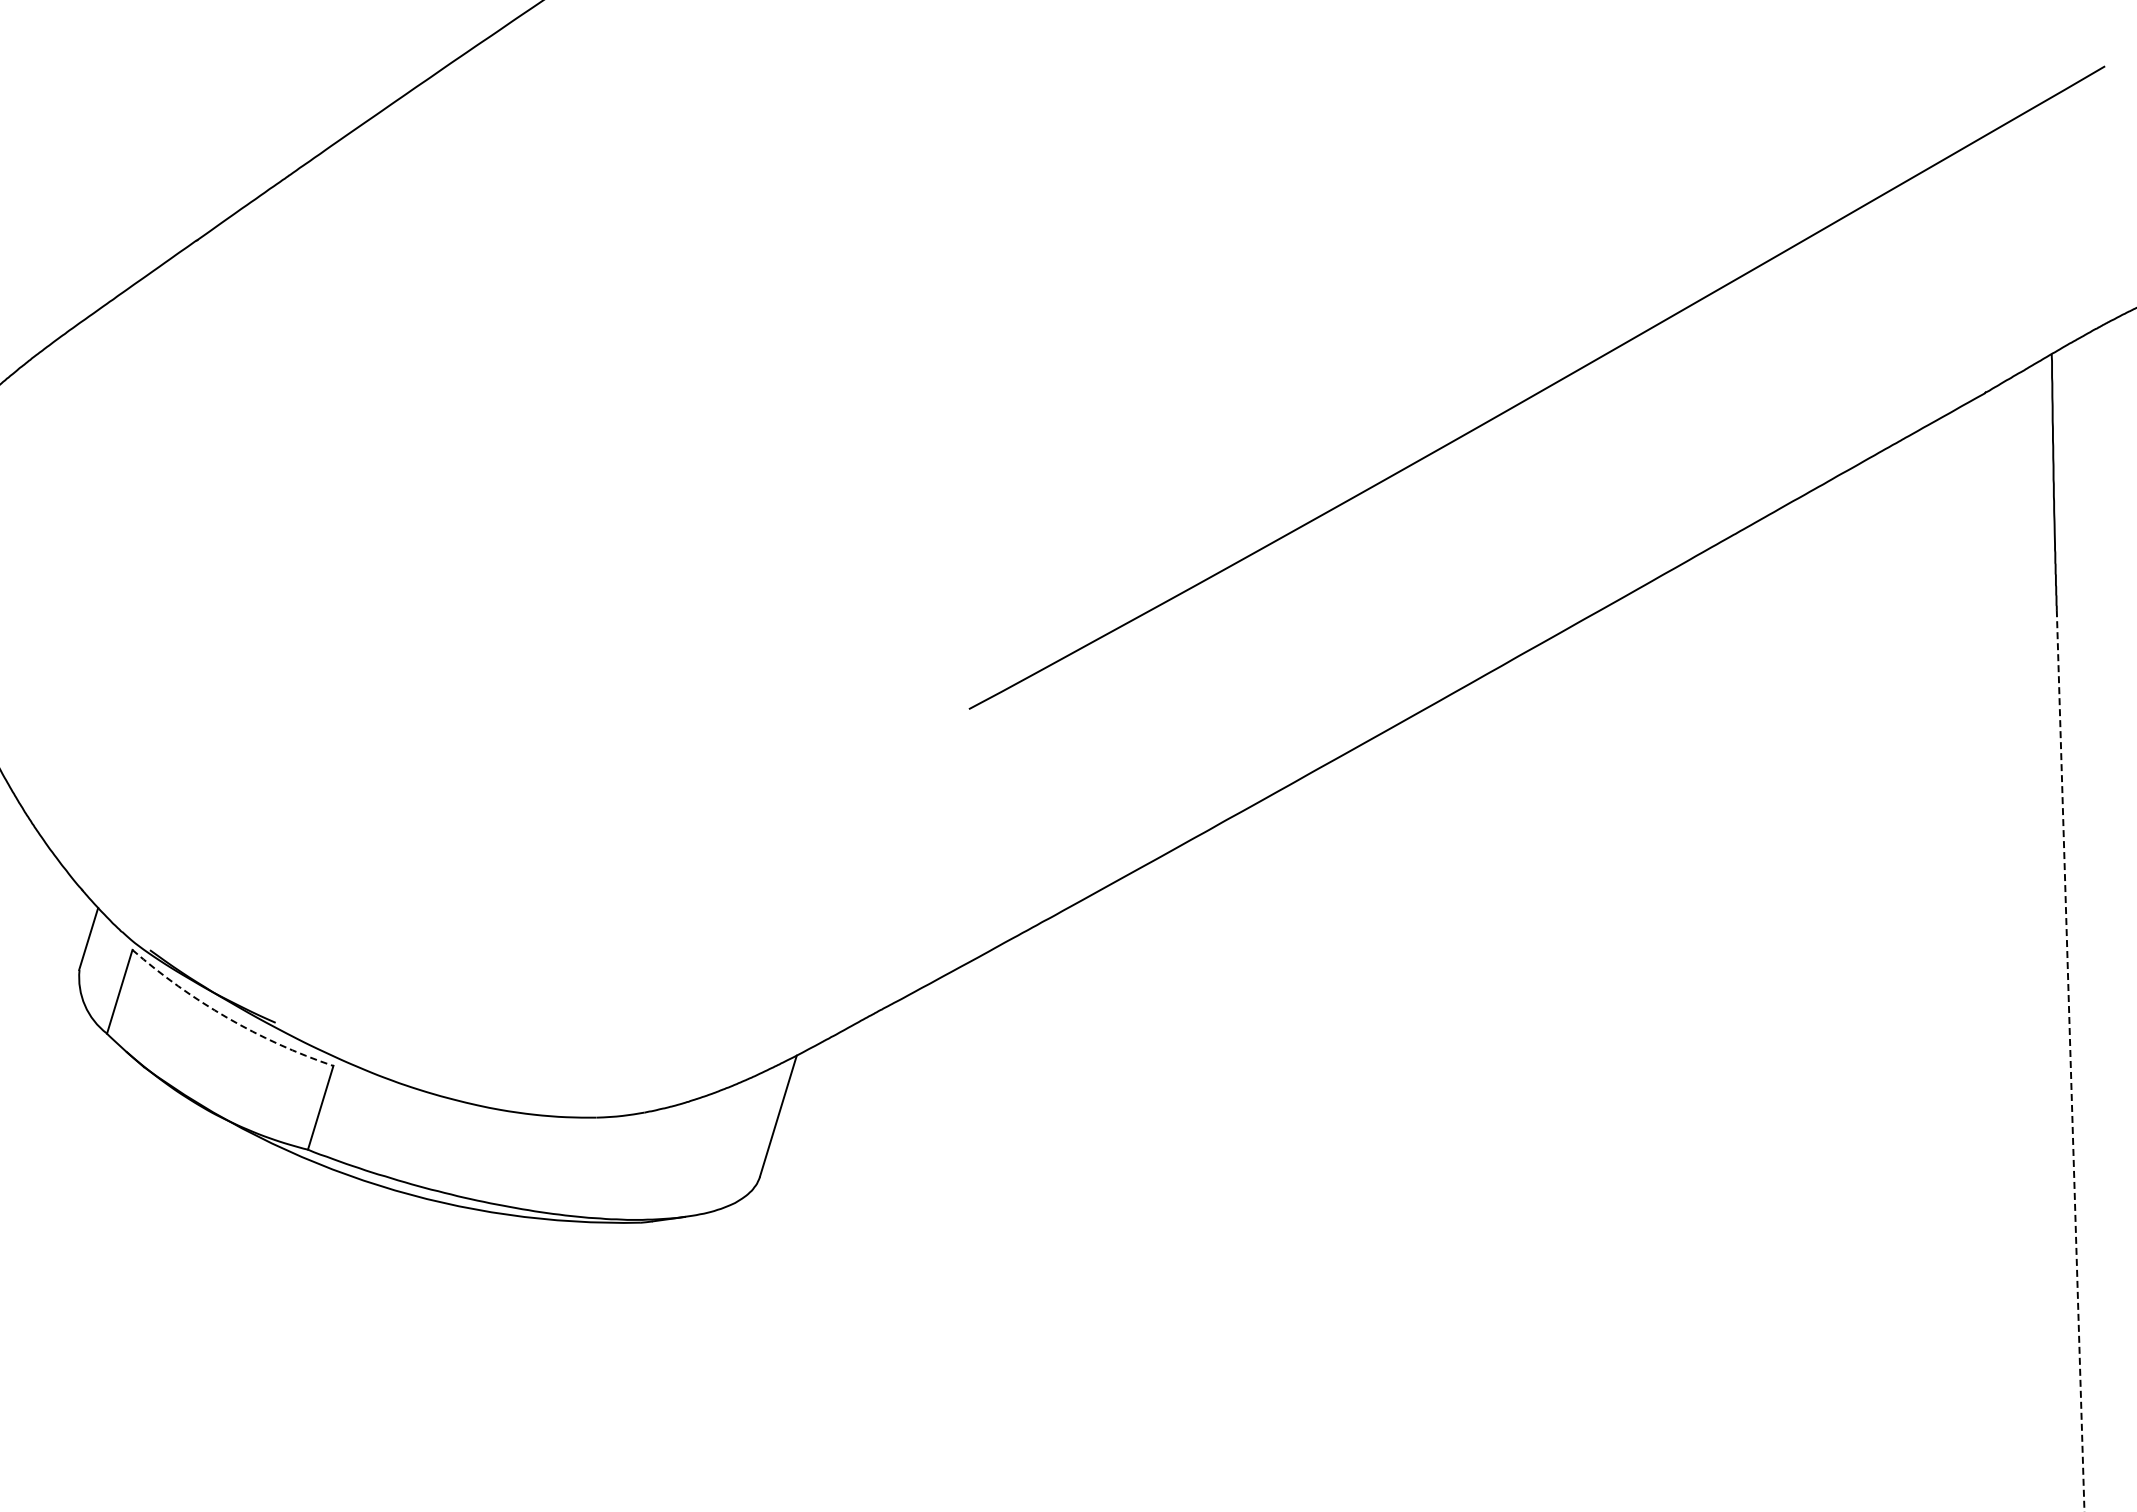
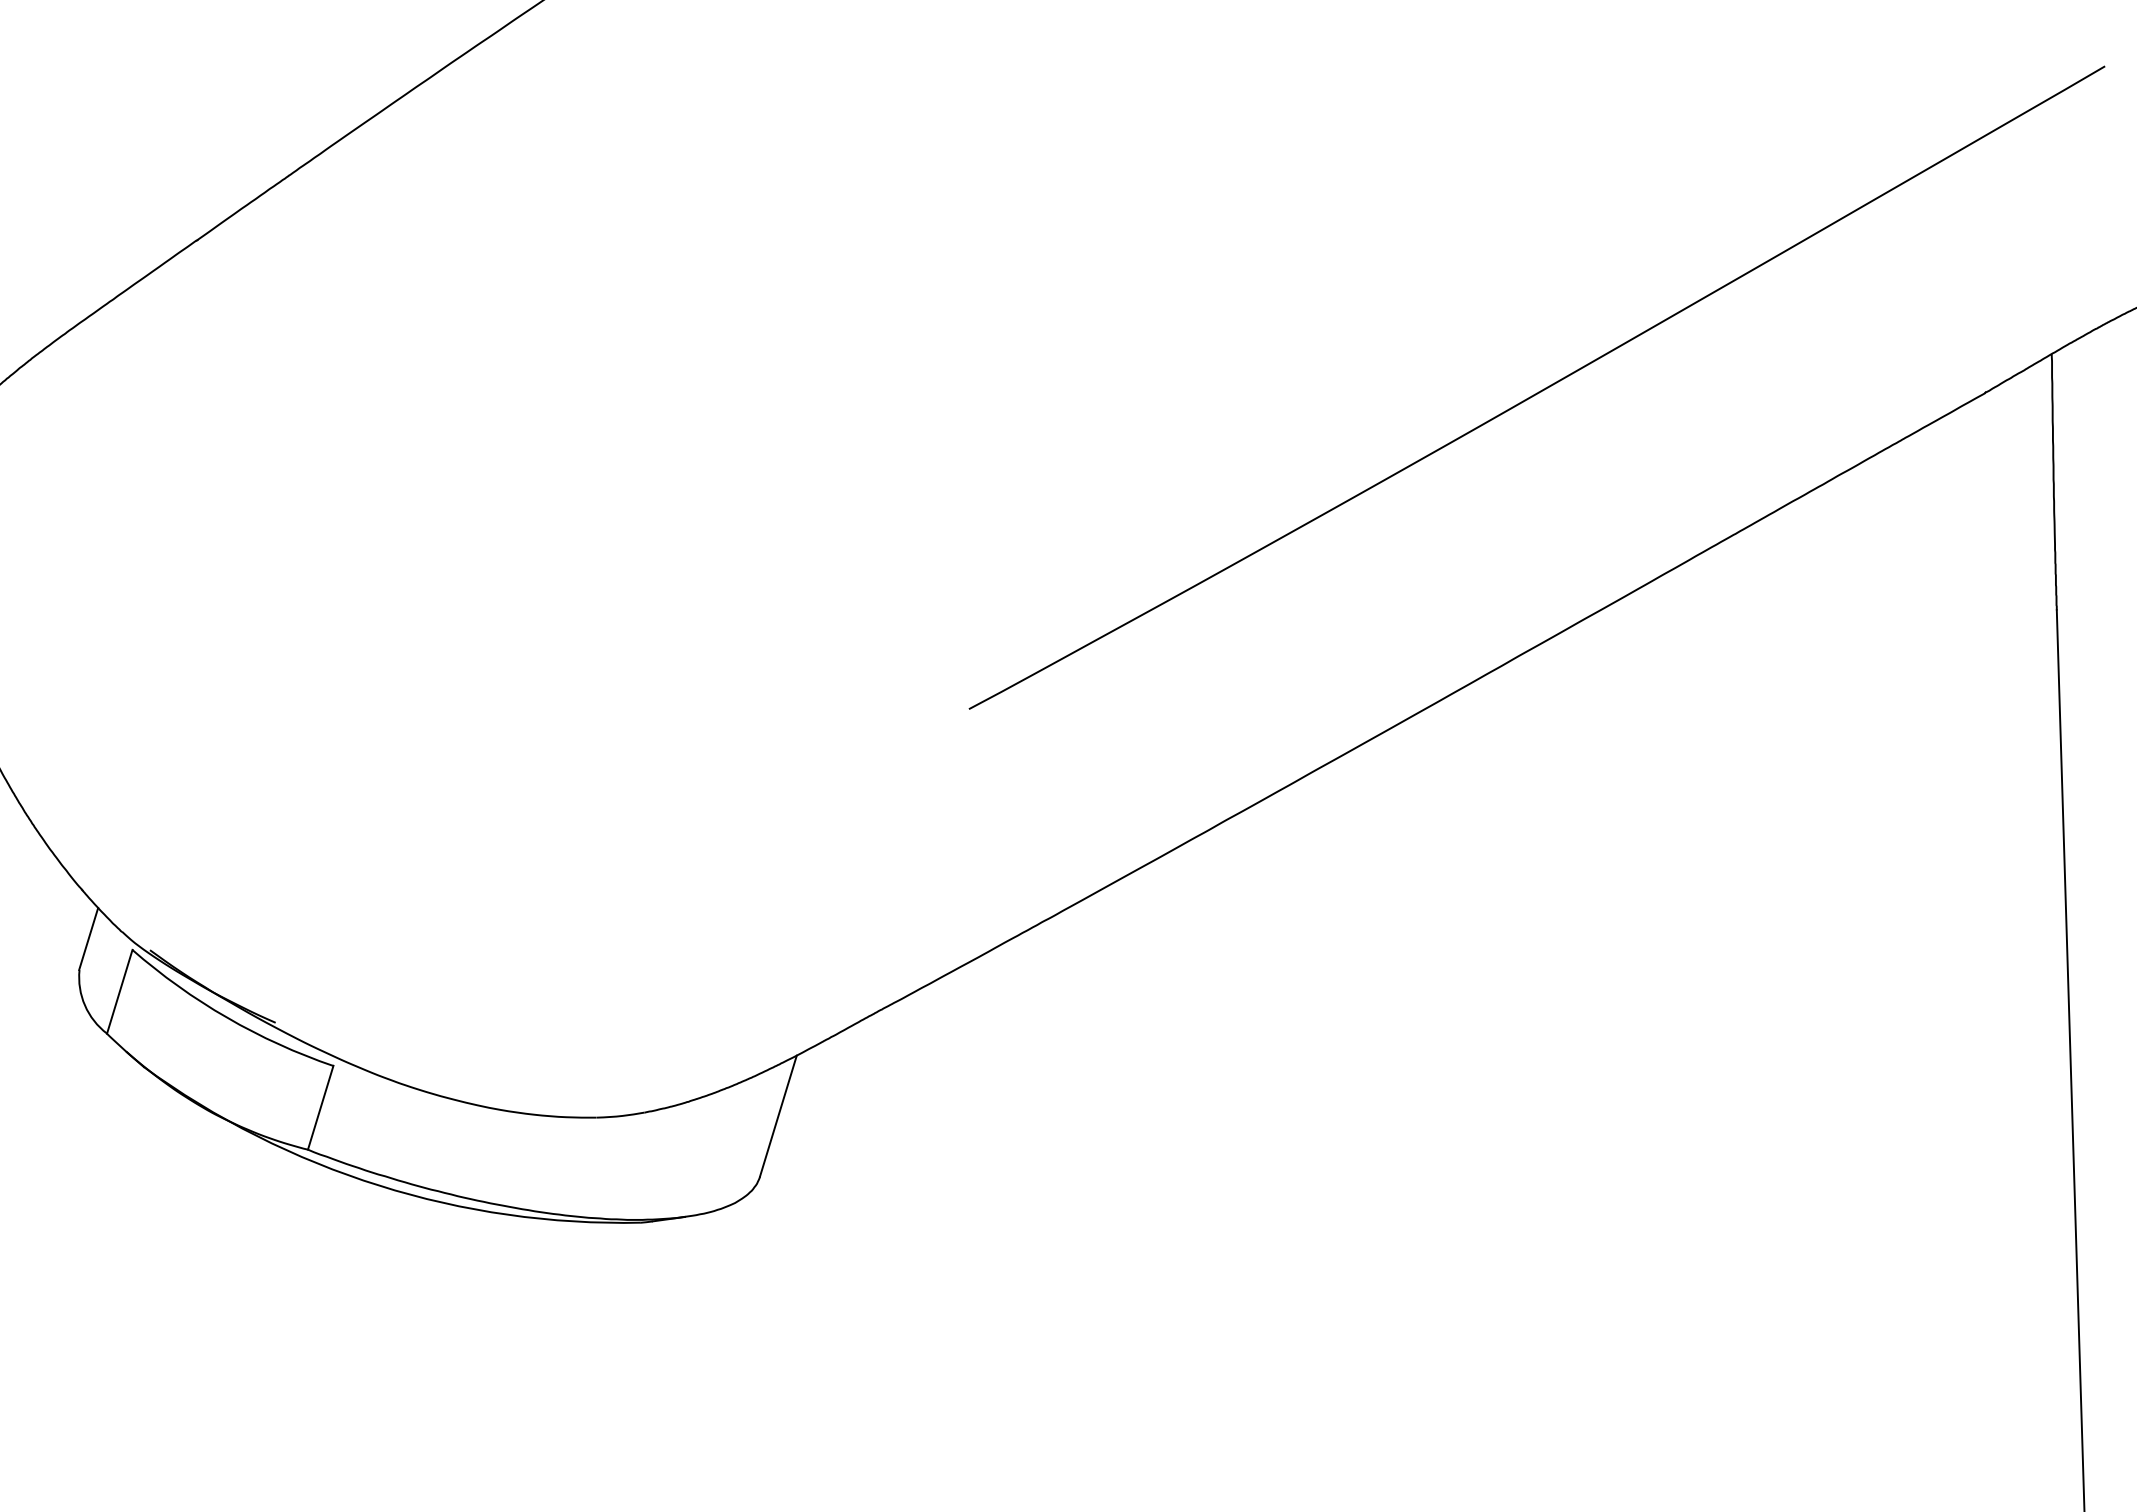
arc: dashed -> solid (227, 1017)
line: dashed -> solid (2070, 1060)
